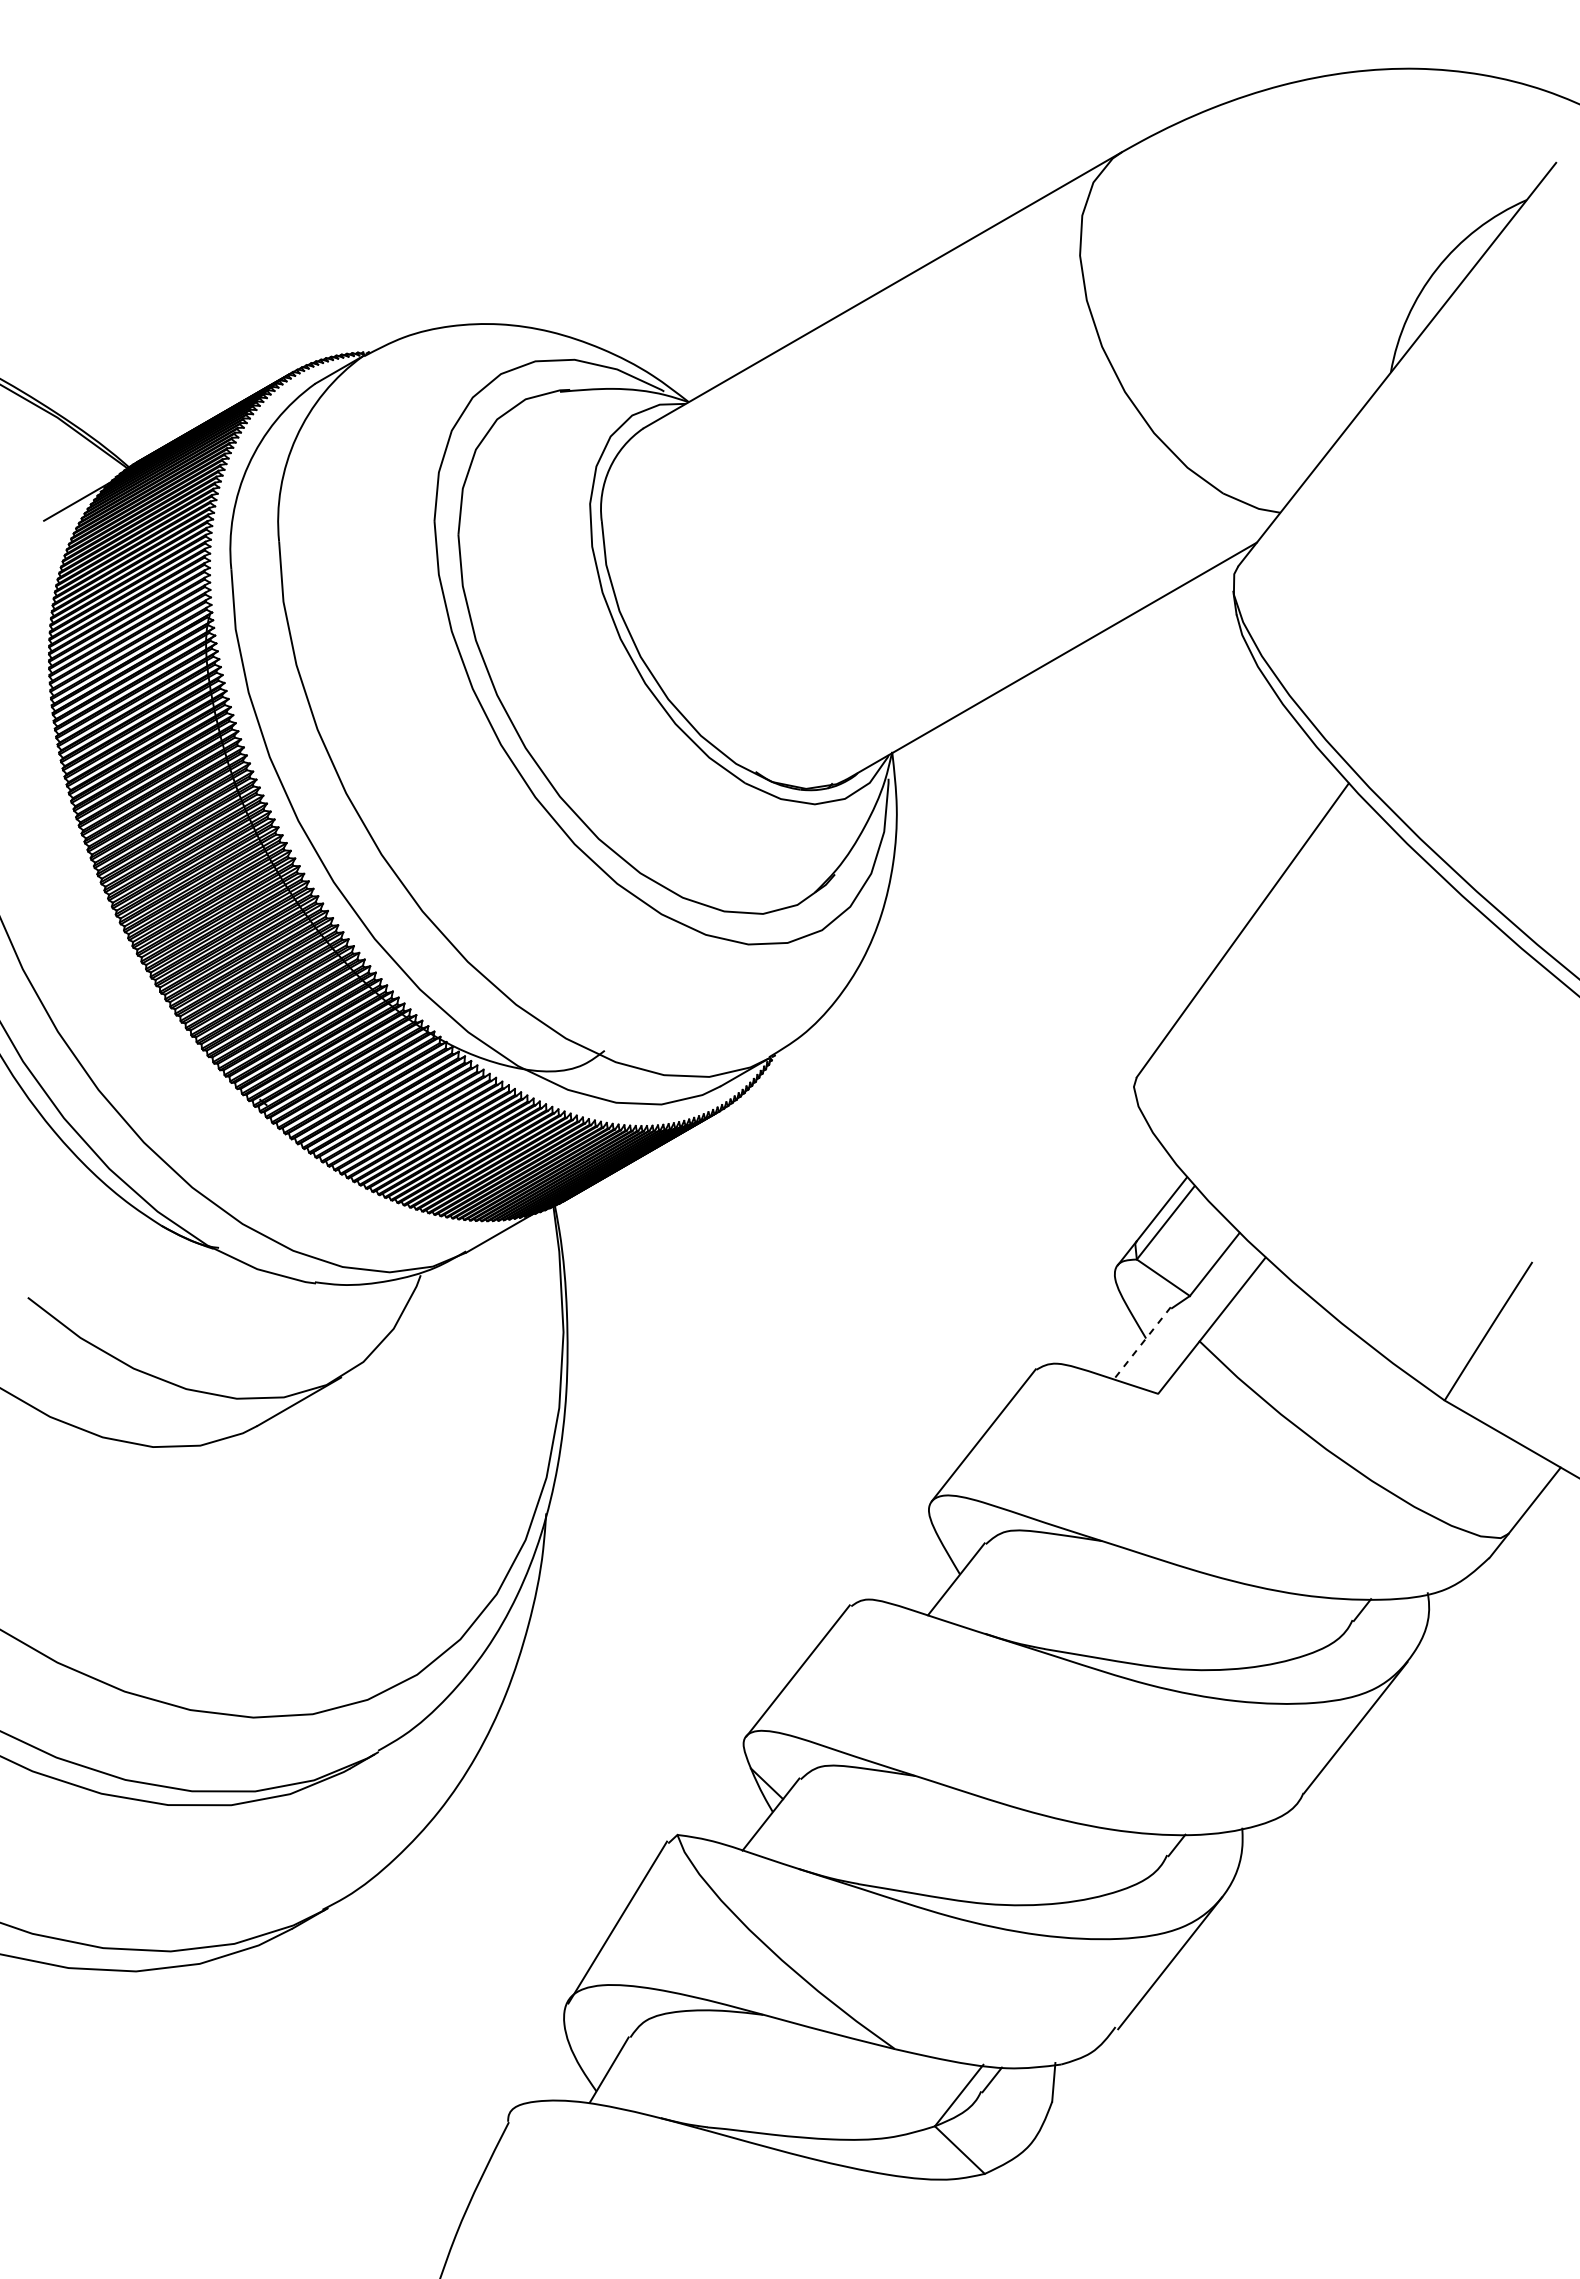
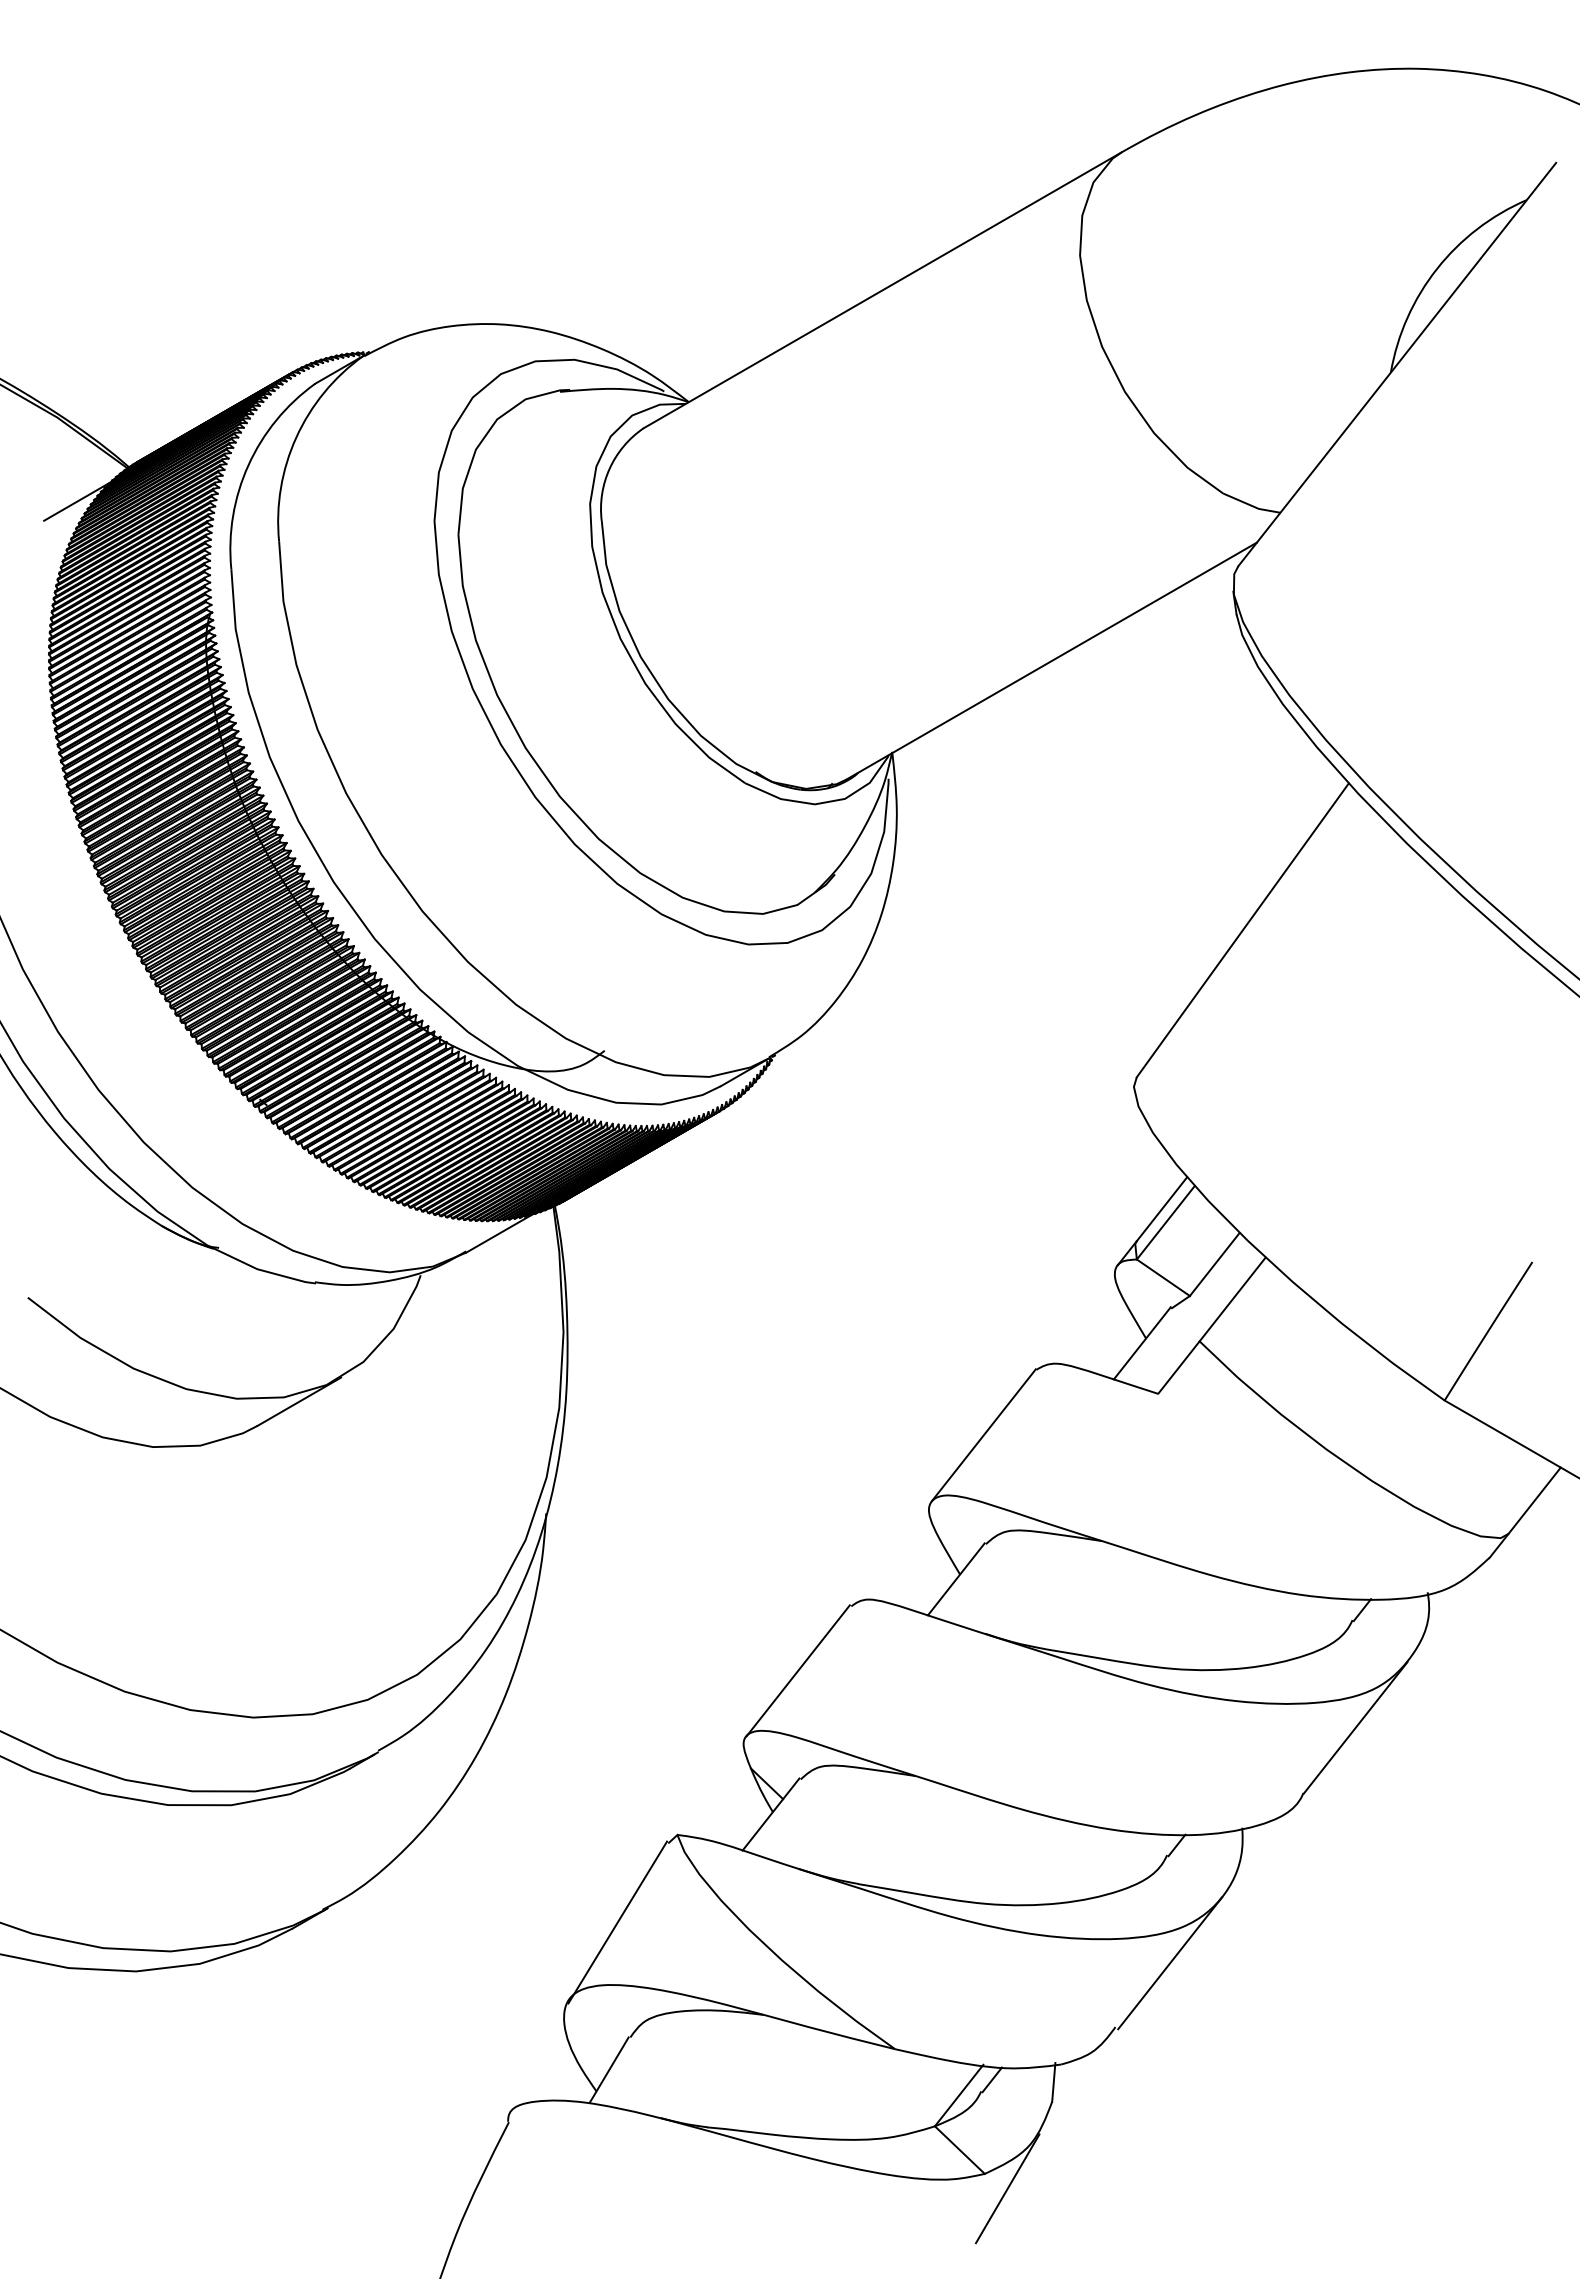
line: dashed -> solid (1142, 1343)
line: none -> present (1007, 2188)
